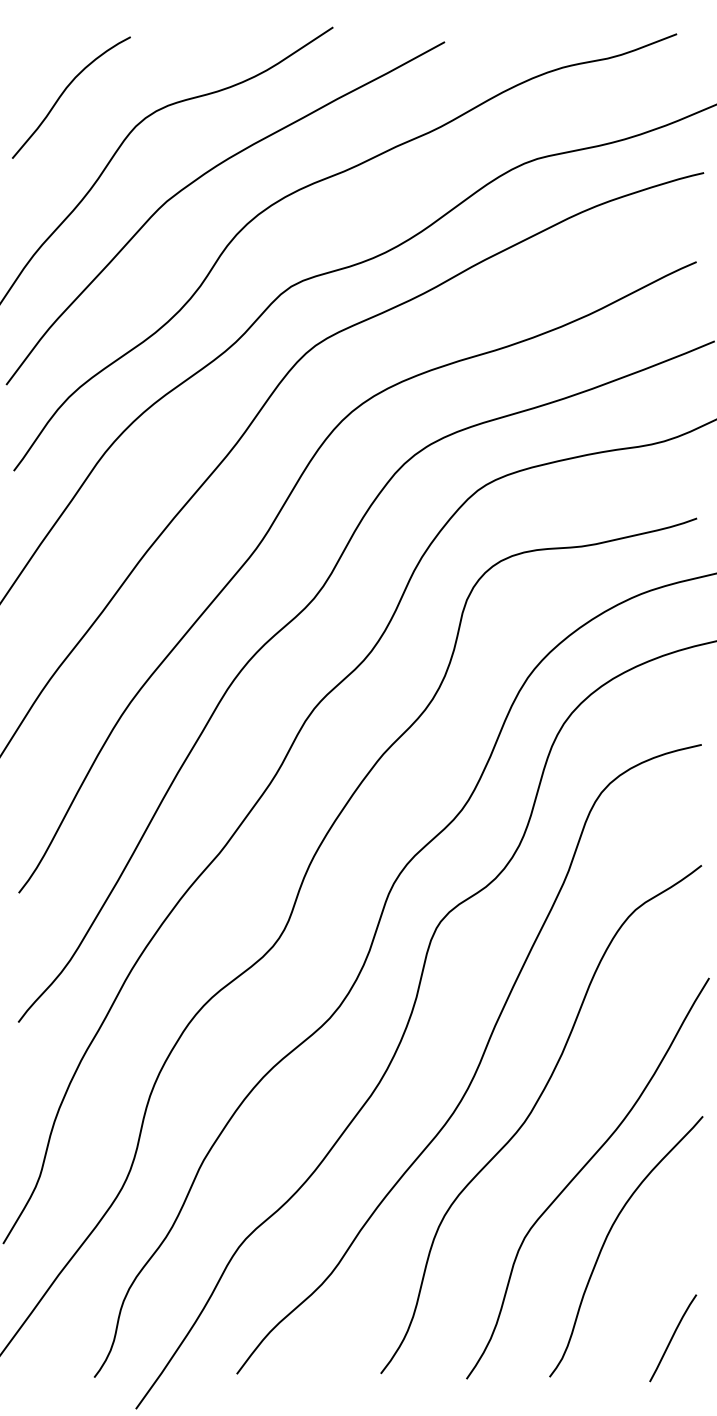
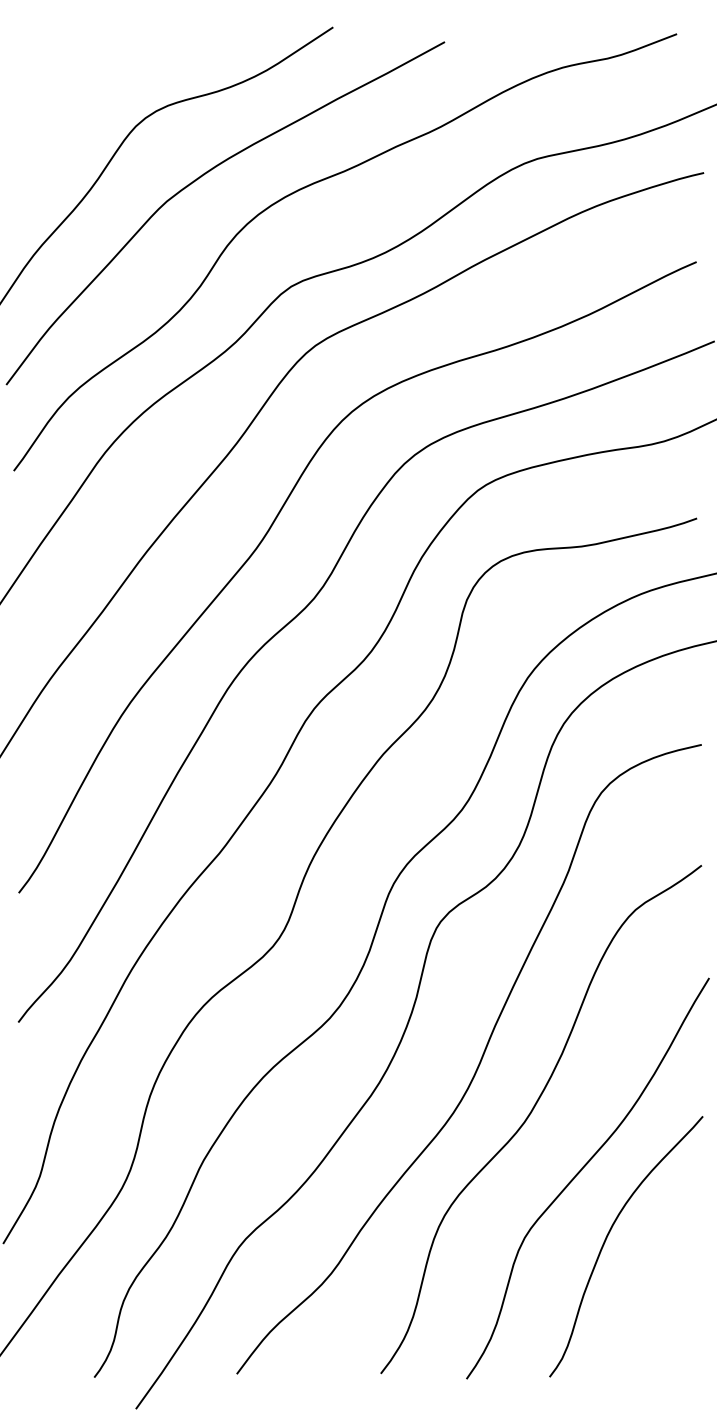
curve: present -> none (65, 91)
curve: present -> none (673, 1337)
